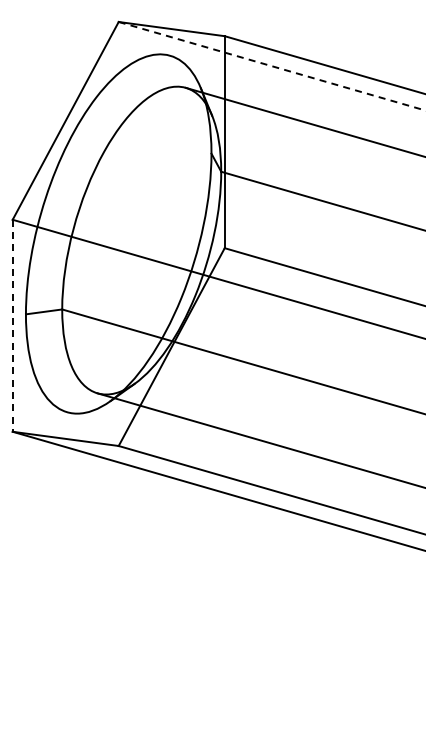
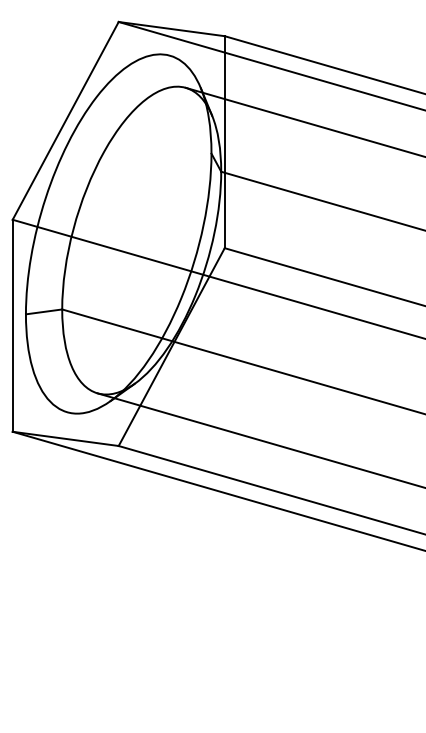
line: dashed -> solid (272, 66)
line: dashed -> solid (12, 326)
